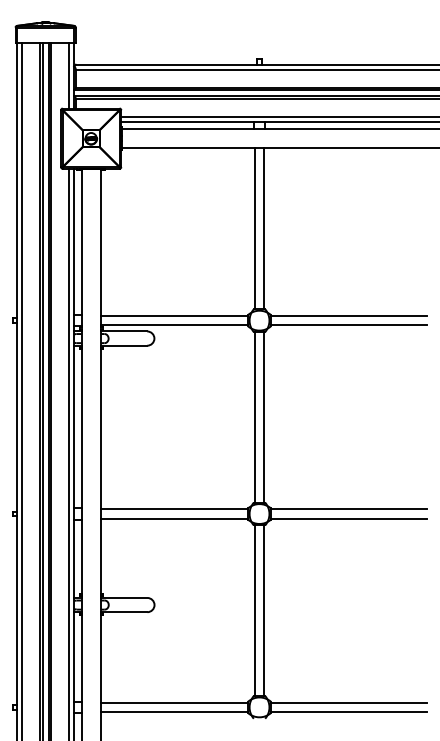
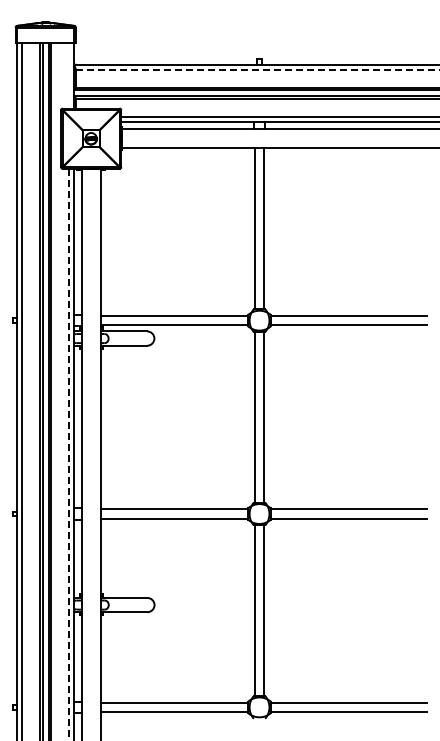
line: solid -> dashed (257, 69)
line: present -> none (69, 75)
line: solid -> dashed (69, 455)
